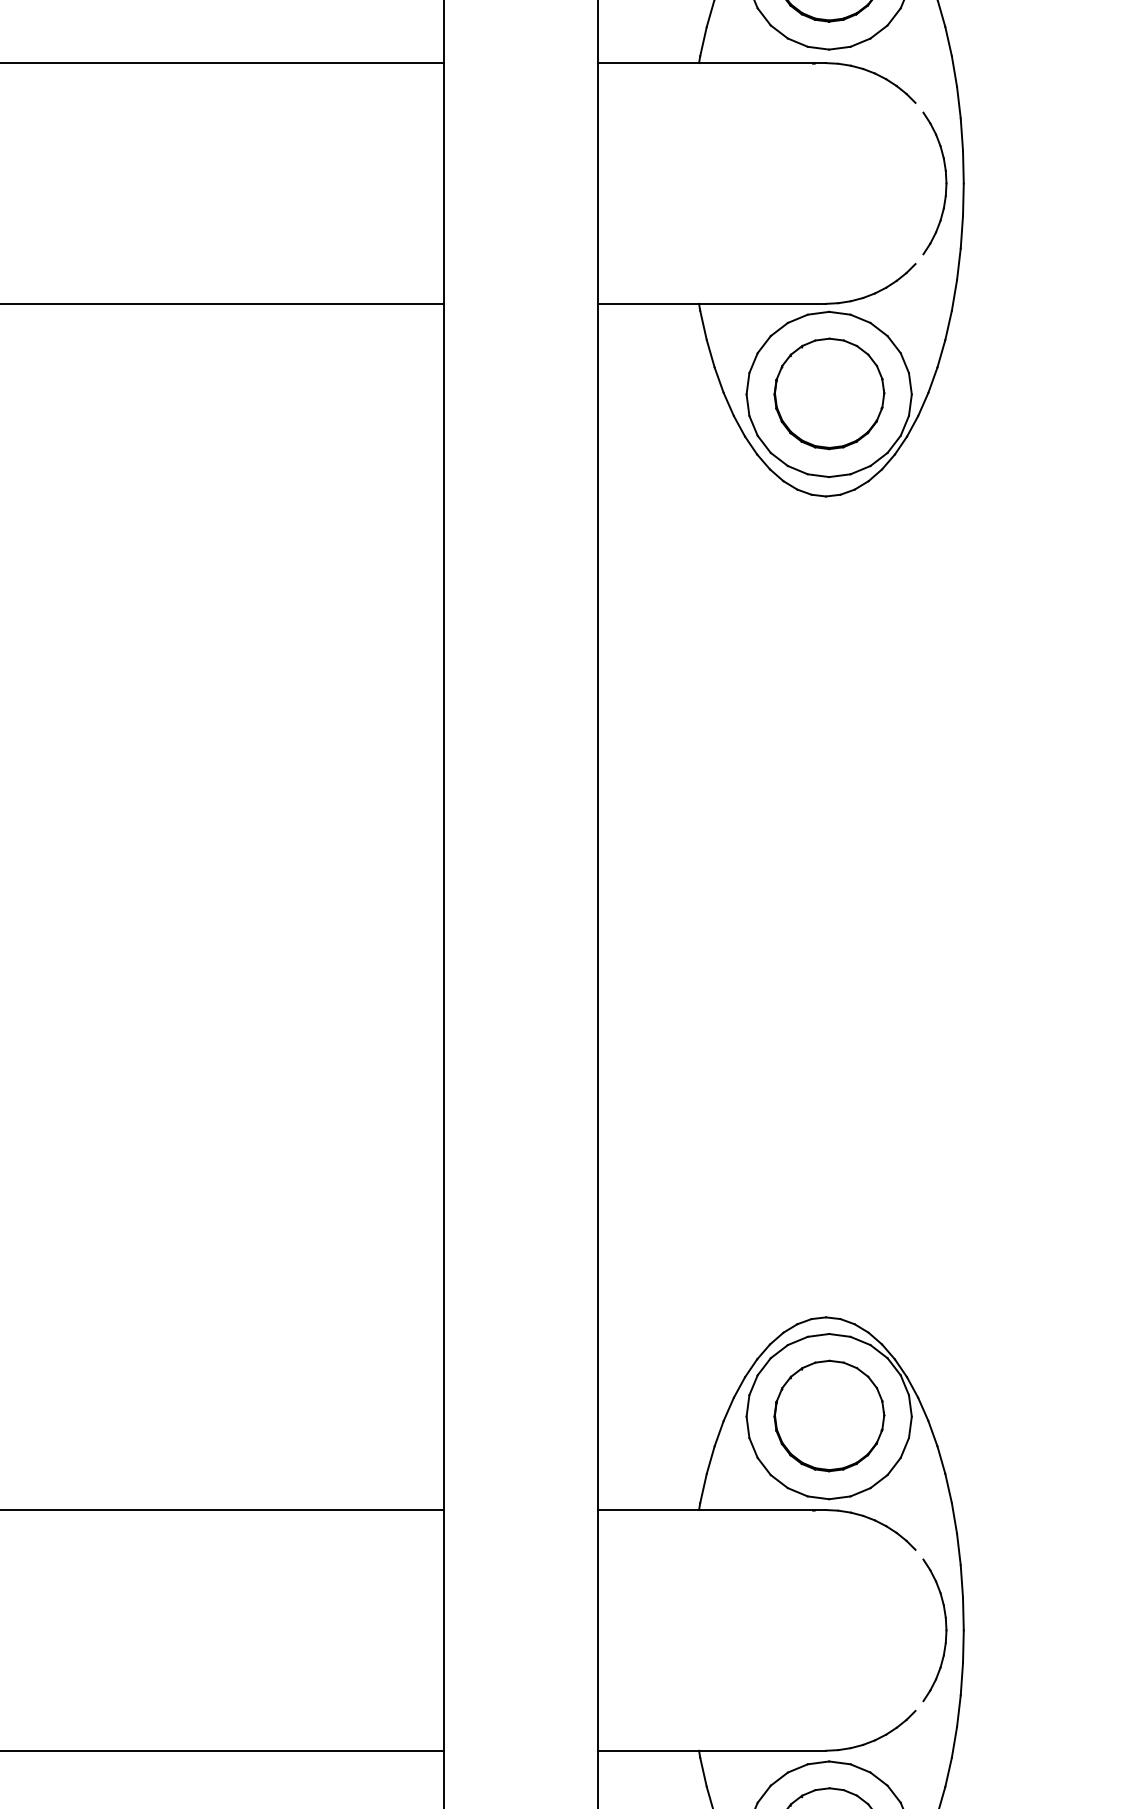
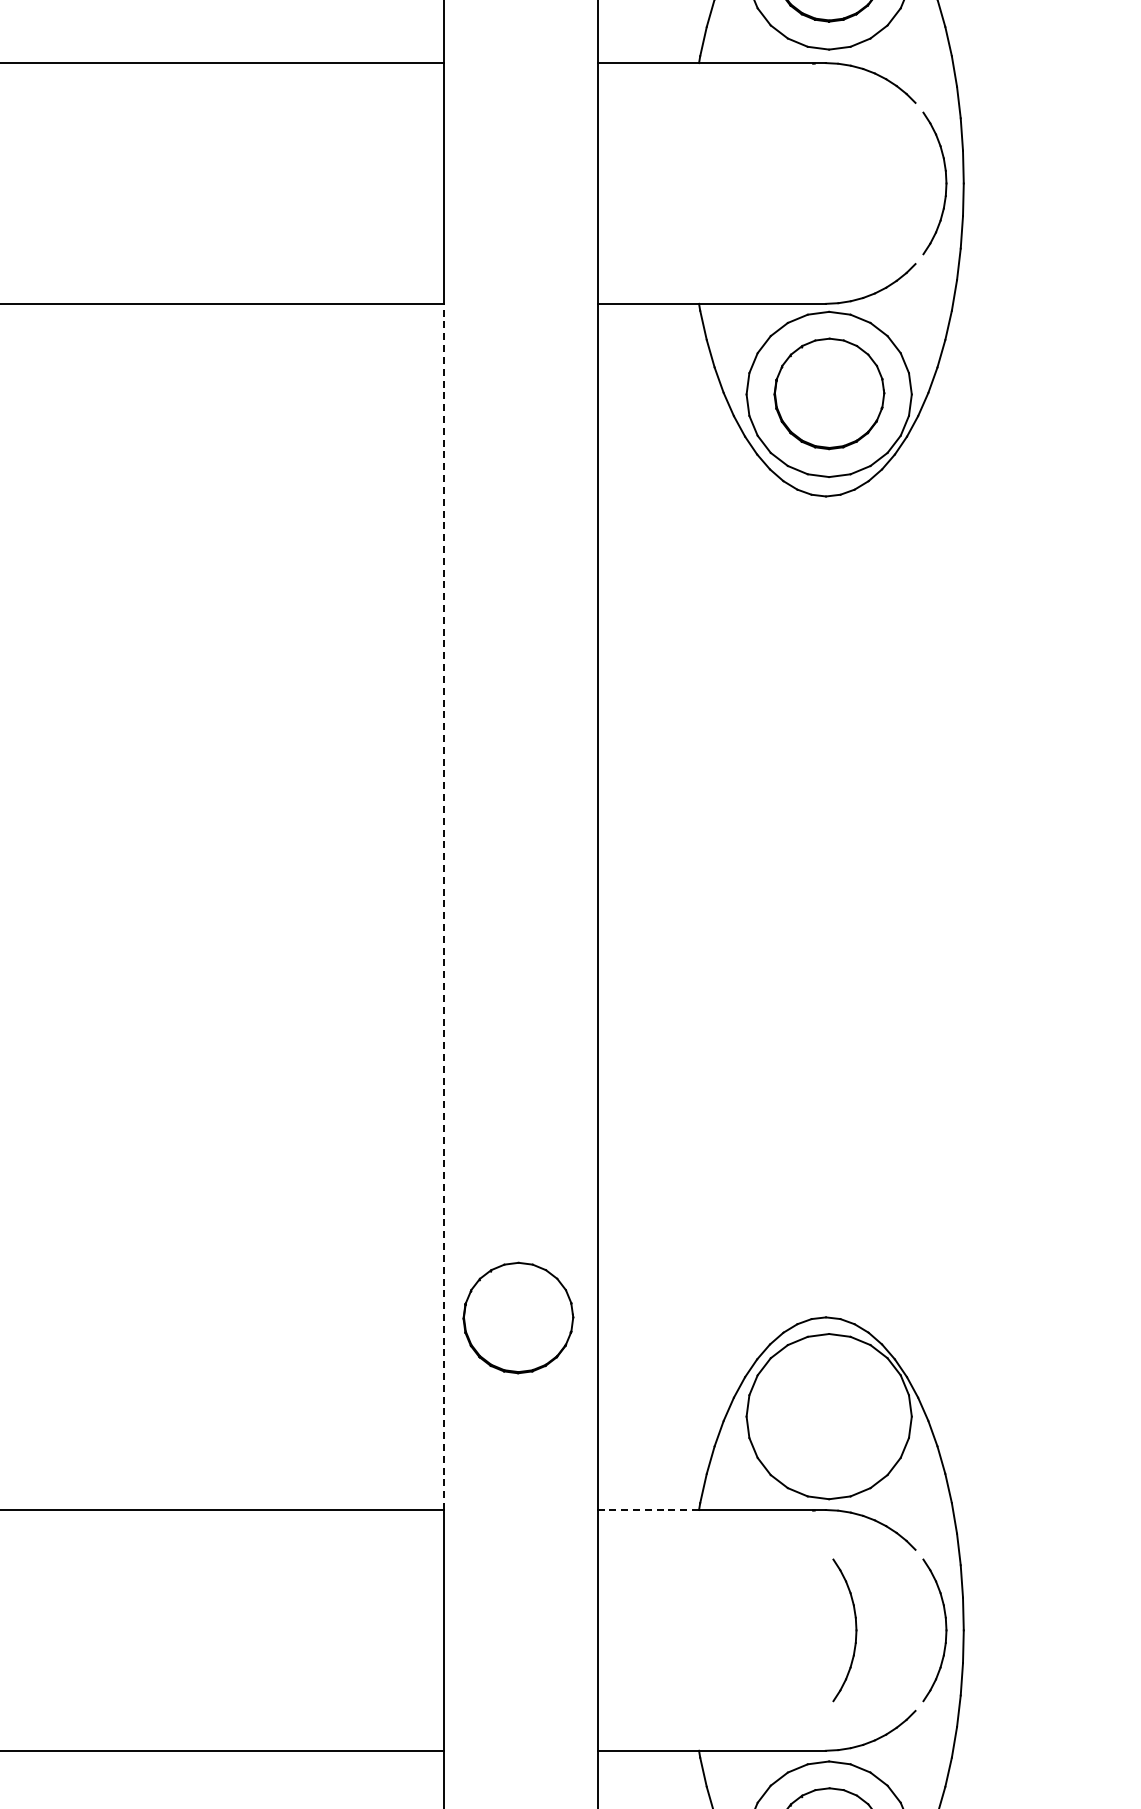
line: solid -> dashed (443, 906)
part position: (829, 1415) -> (518, 1317) (518, 1317)
line: solid -> dashed (648, 1510)
part: none -> present (855, 1630)
